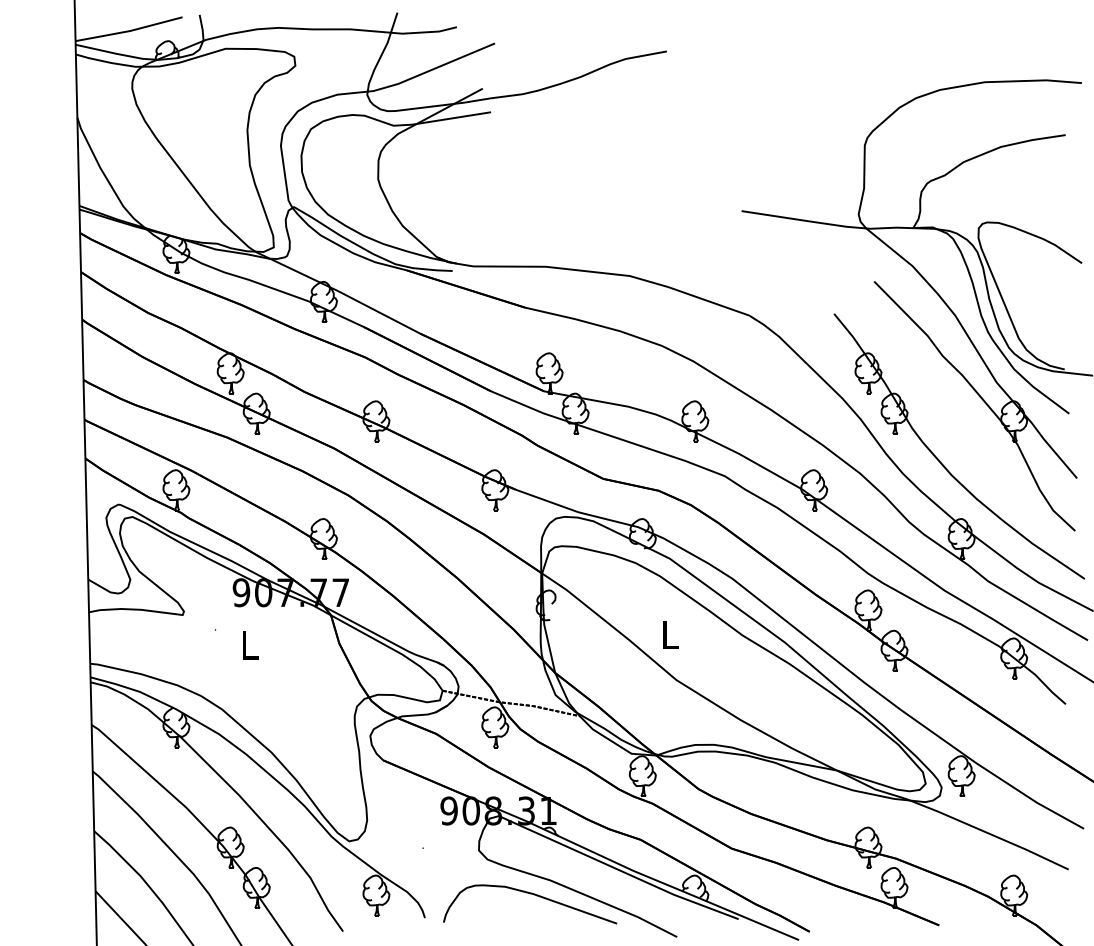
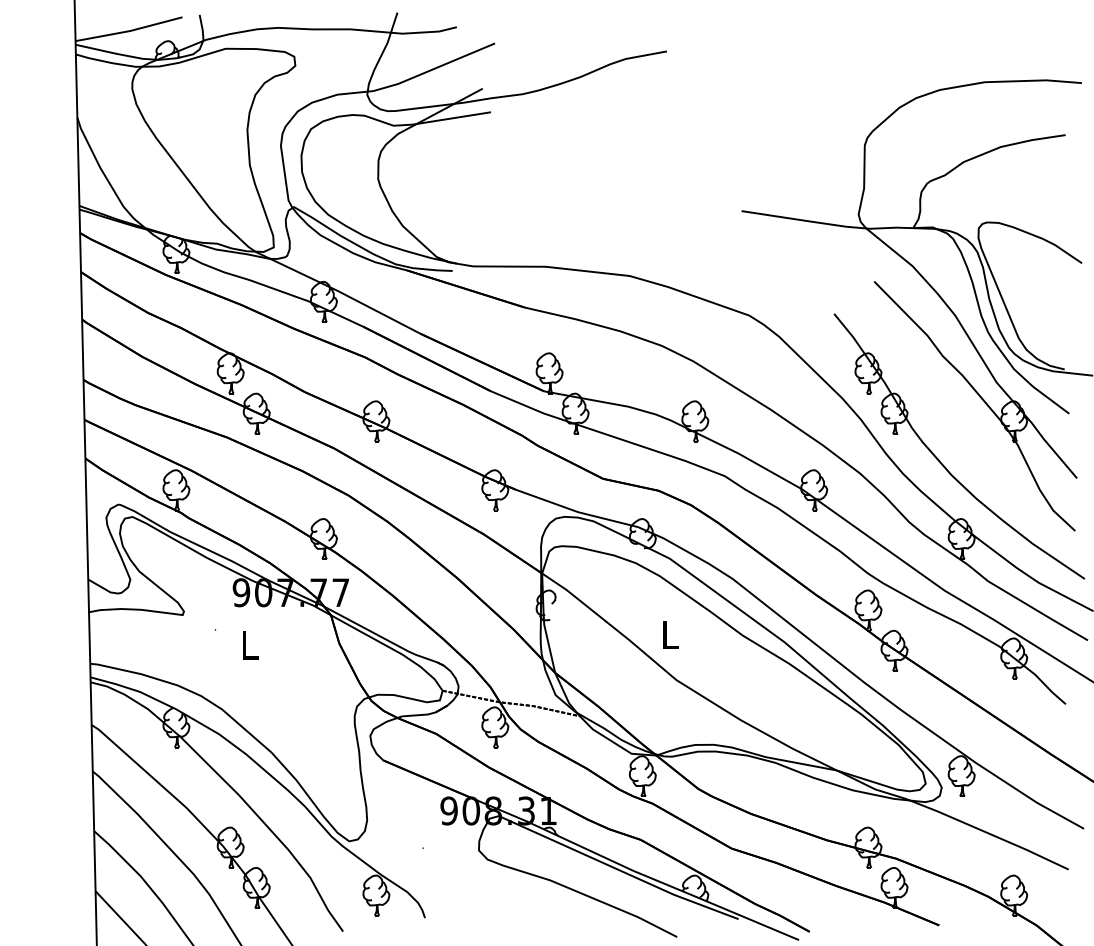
curve: present -> none (533, 895)
